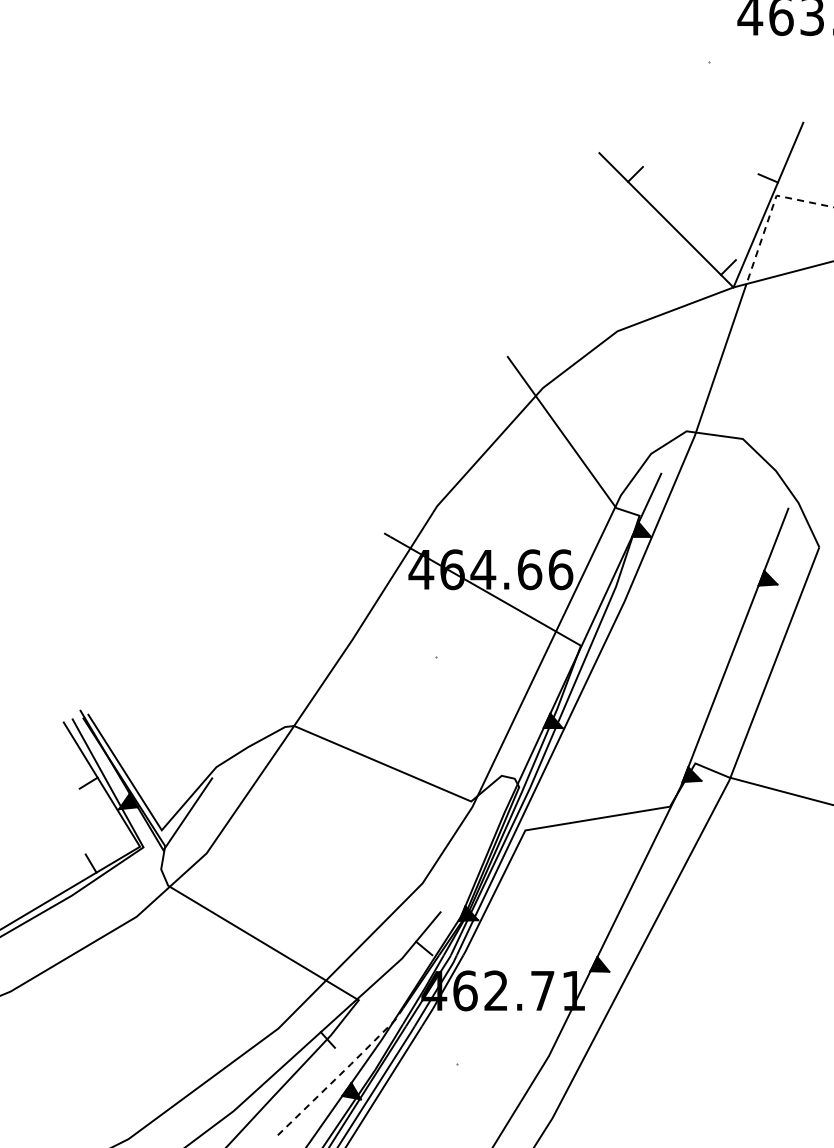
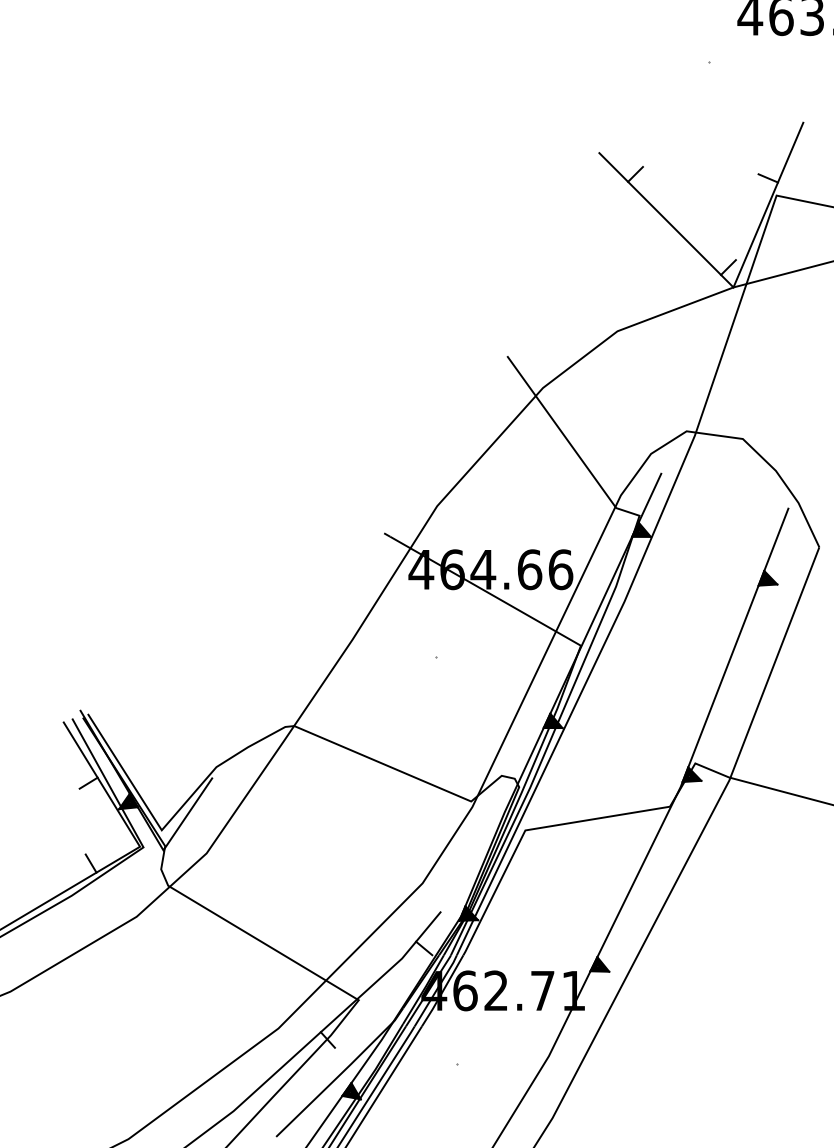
line: dashed -> solid (770, 212)
line: dashed -> solid (341, 1073)
